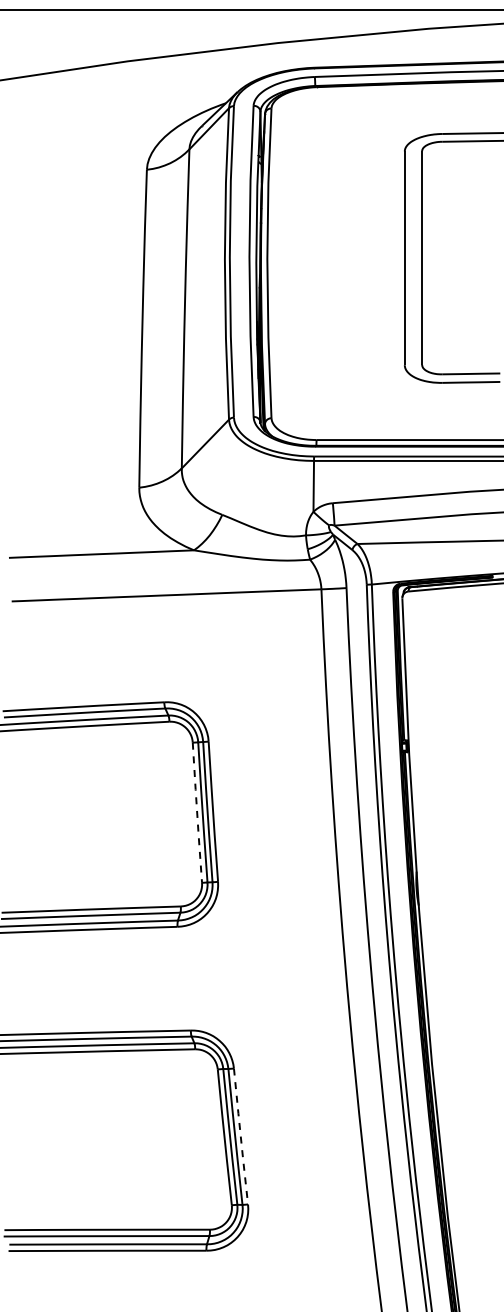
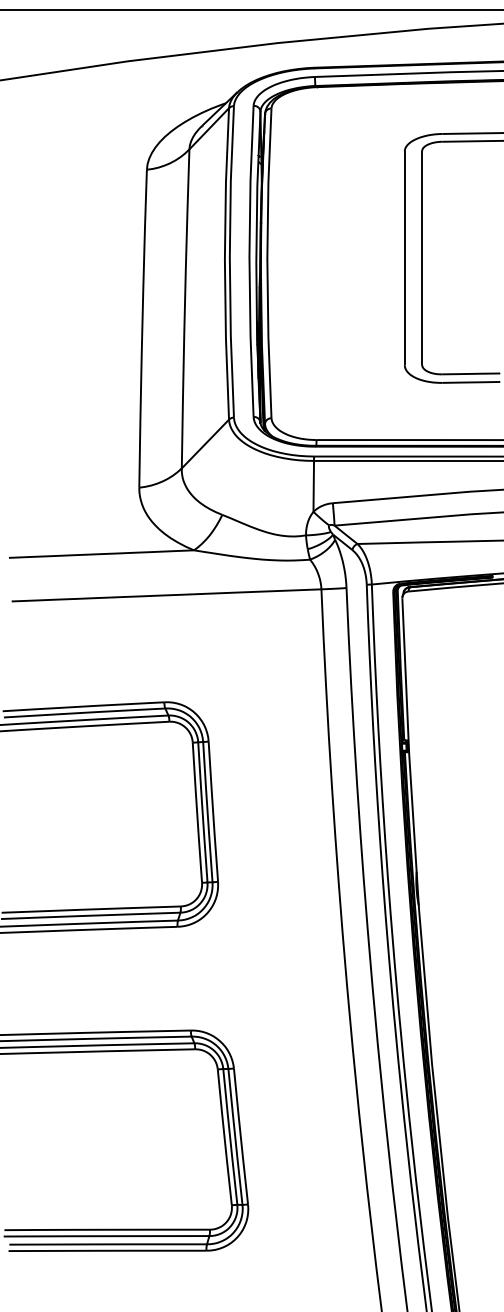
line: dashed -> solid (197, 813)
line: dashed -> solid (240, 1136)
